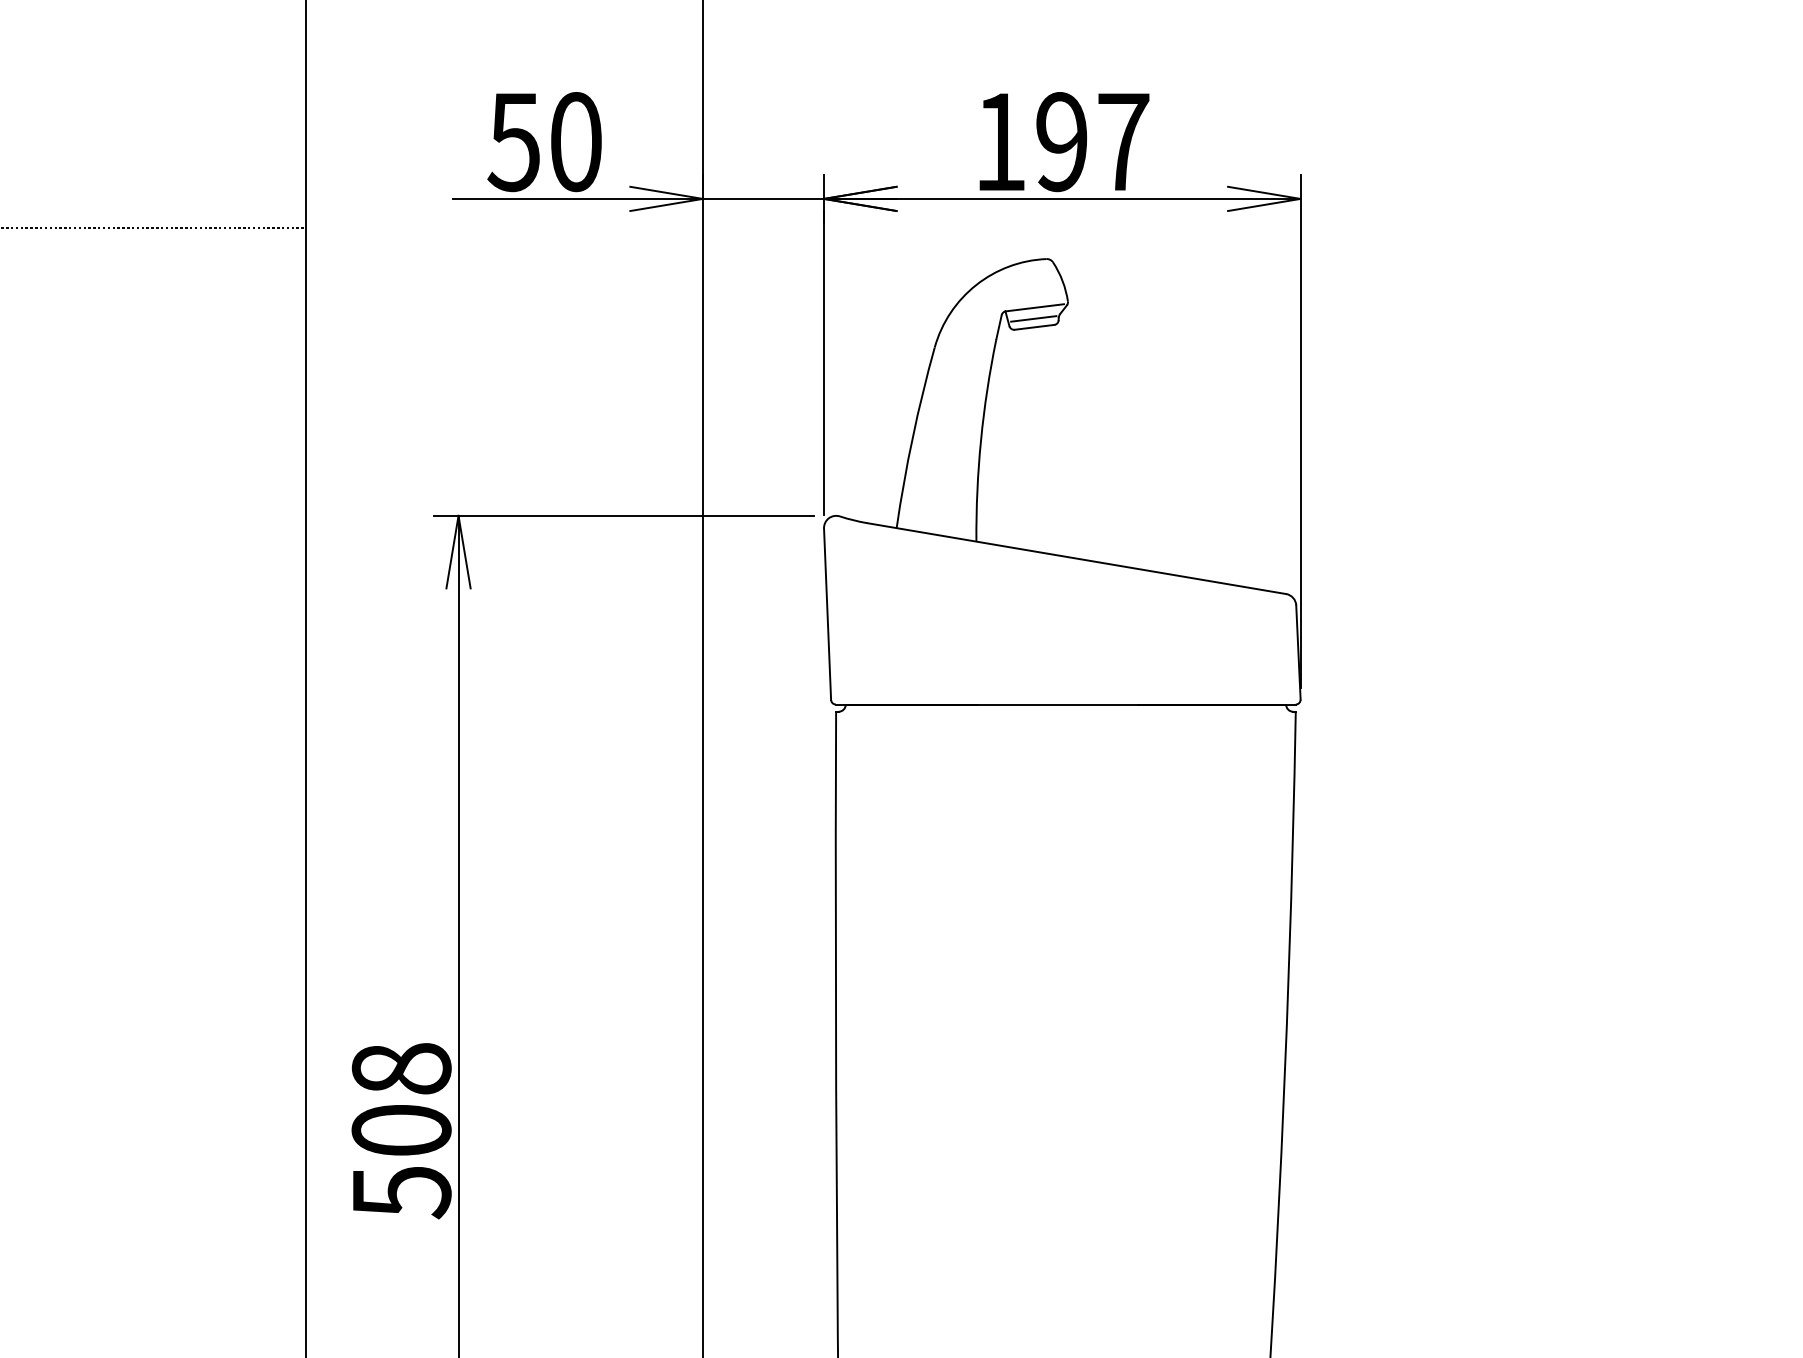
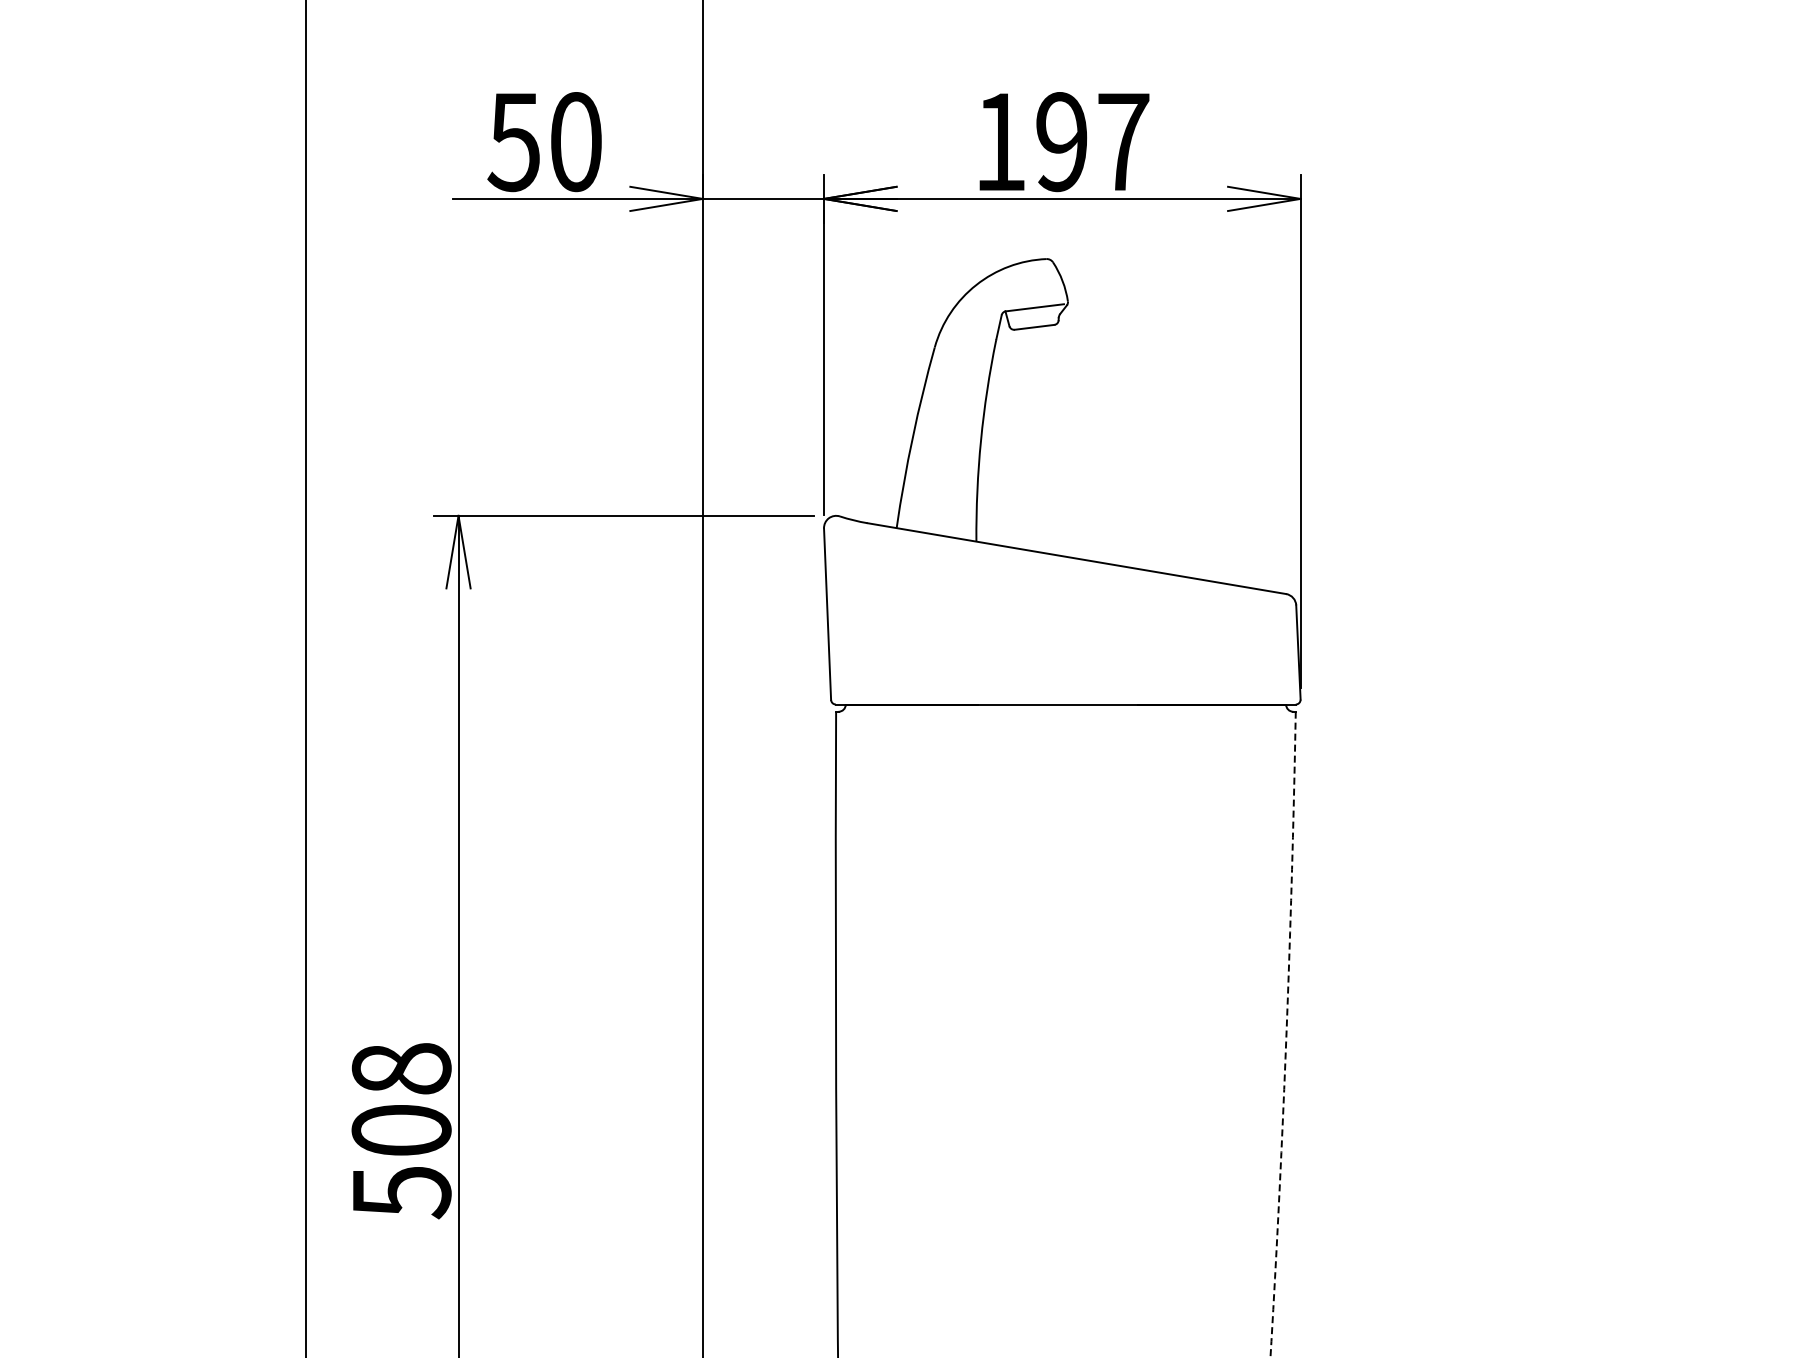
line: present -> none (154, 227)
line: present -> none (1033, 318)
arc: solid -> dashed (1286, 1034)
